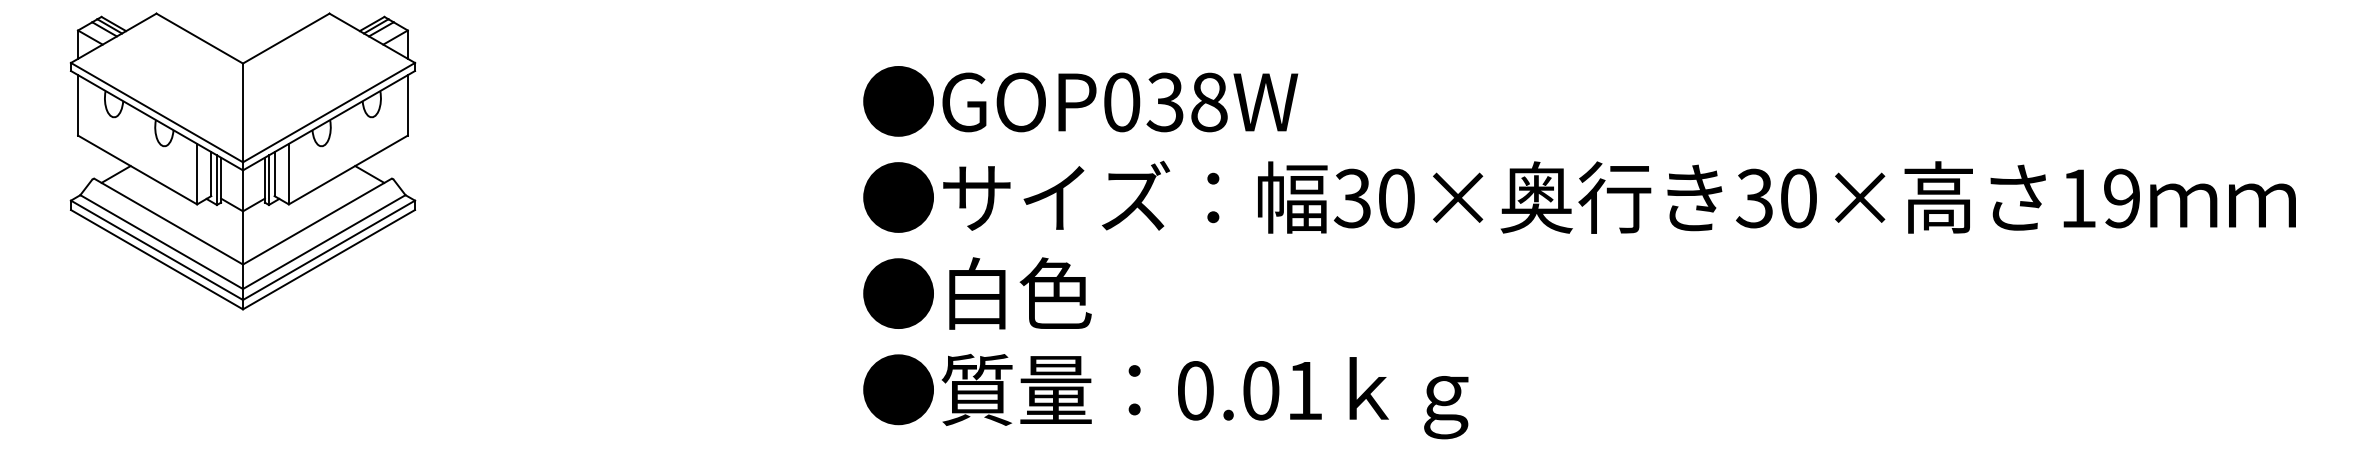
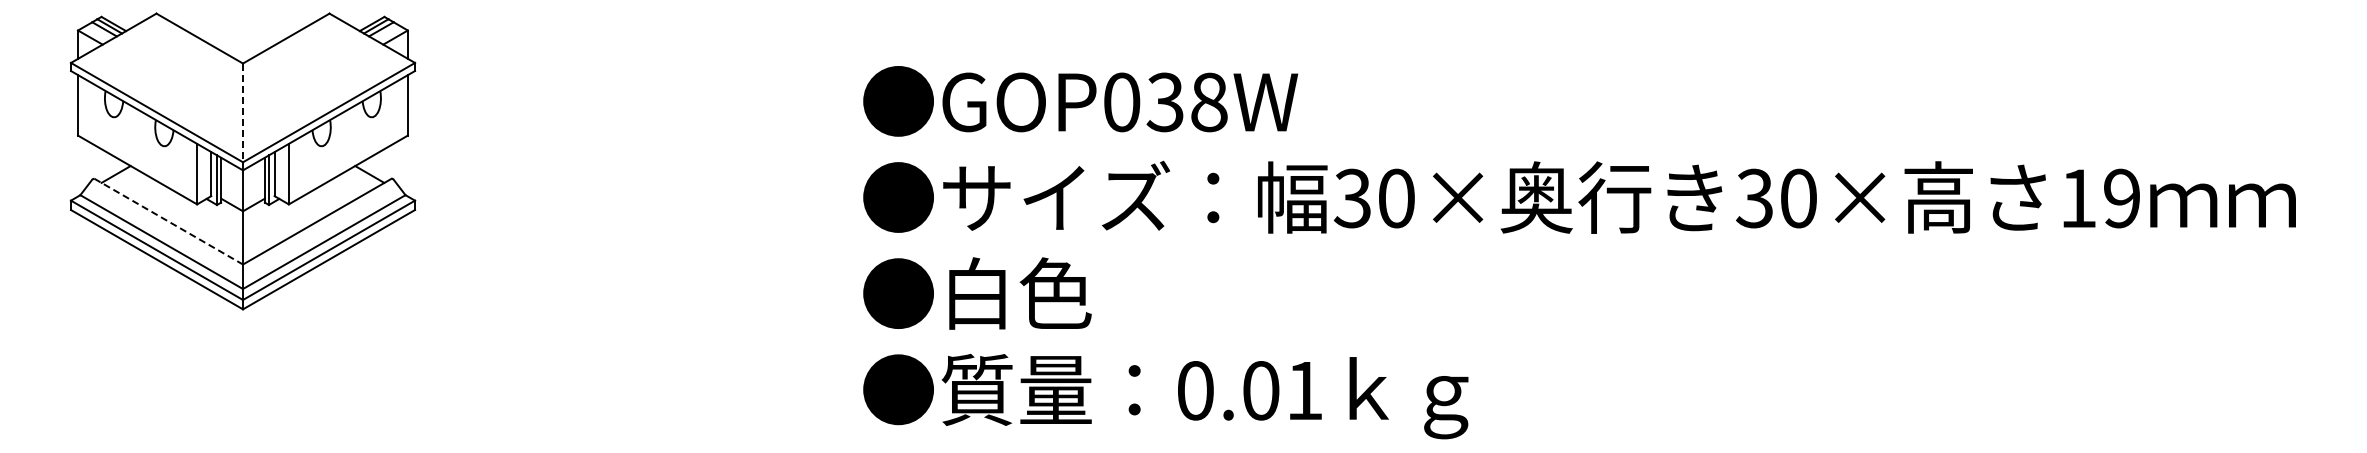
line: solid -> dashed (243, 113)
line: solid -> dashed (168, 221)
